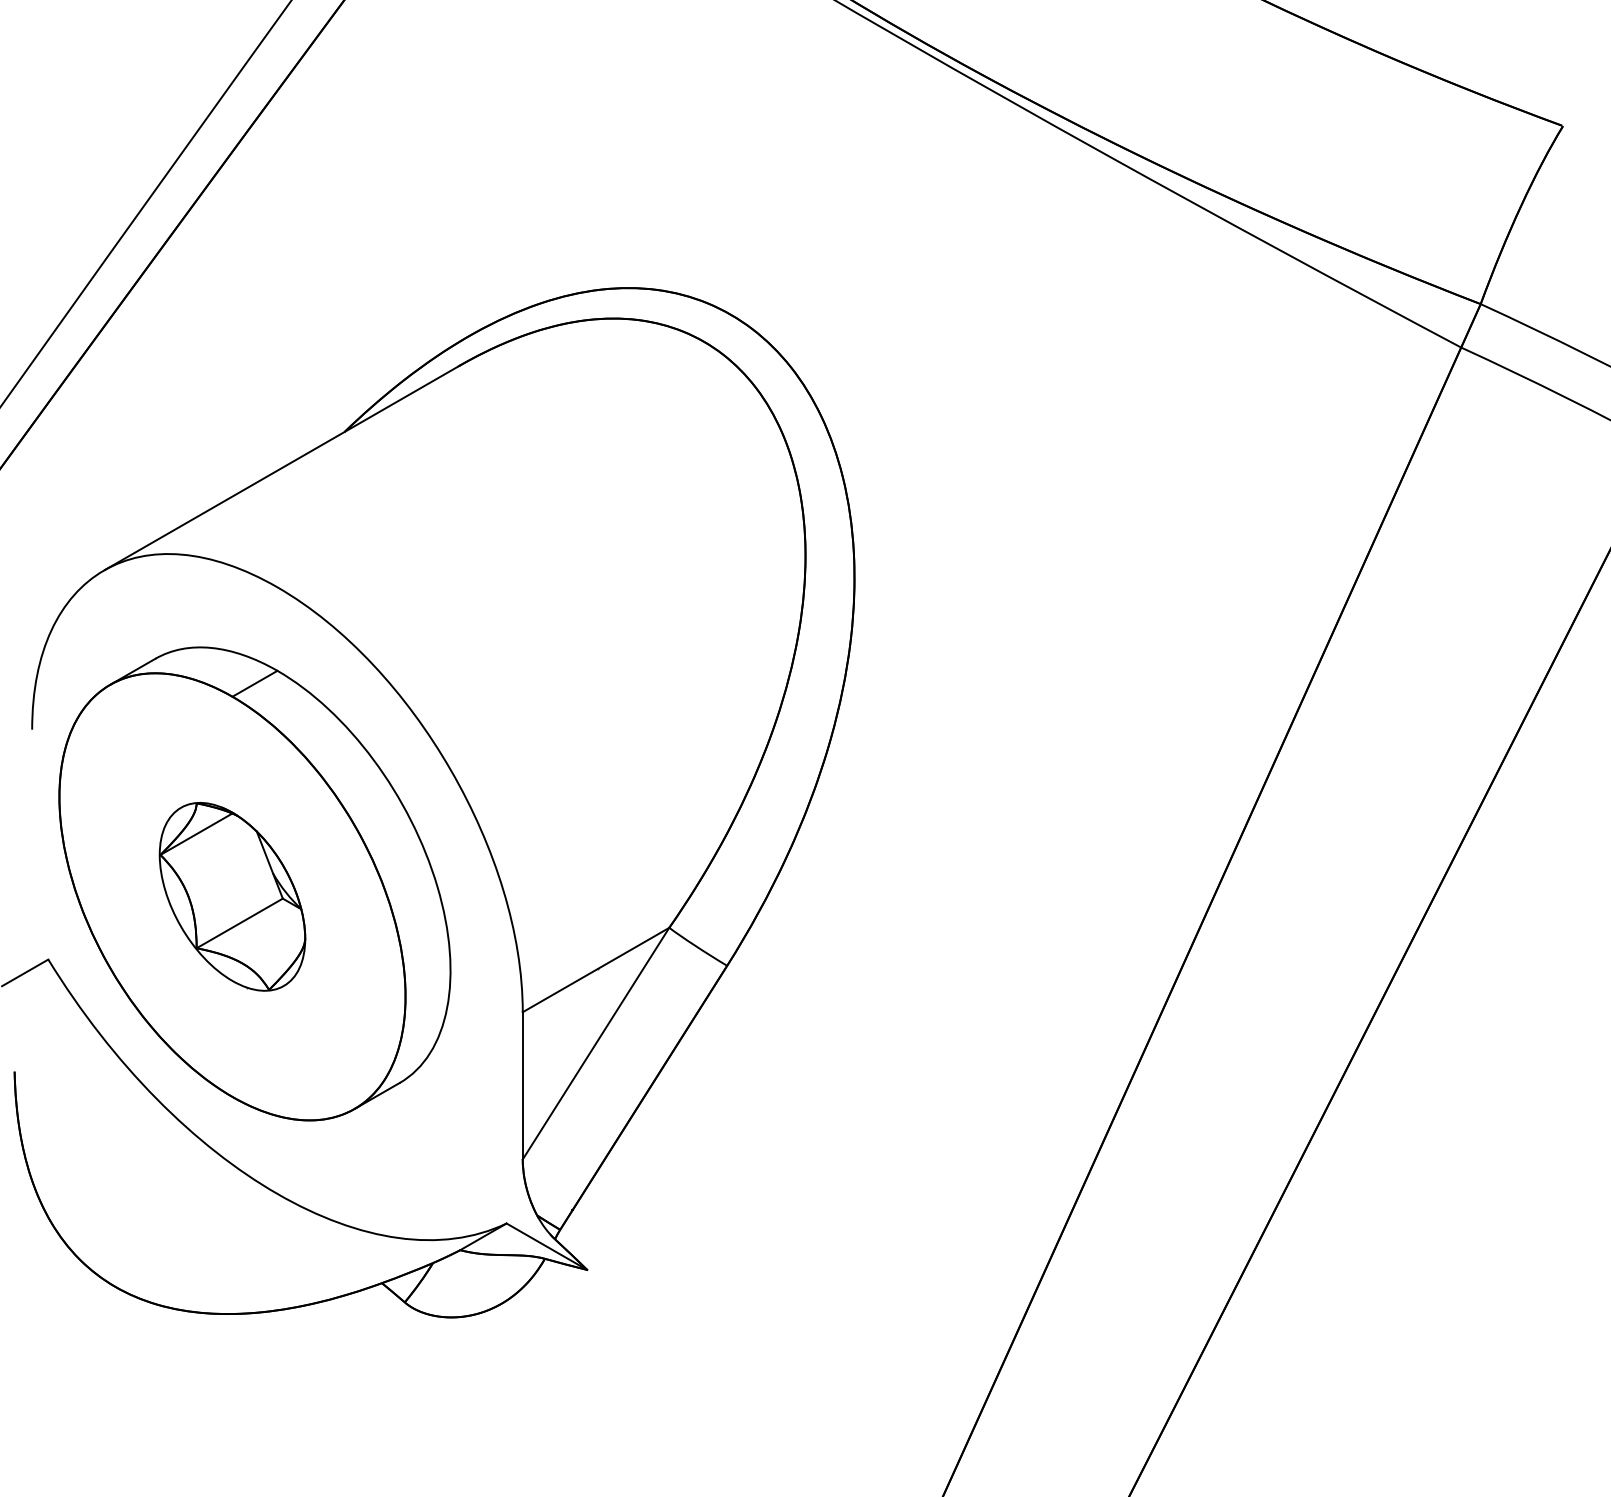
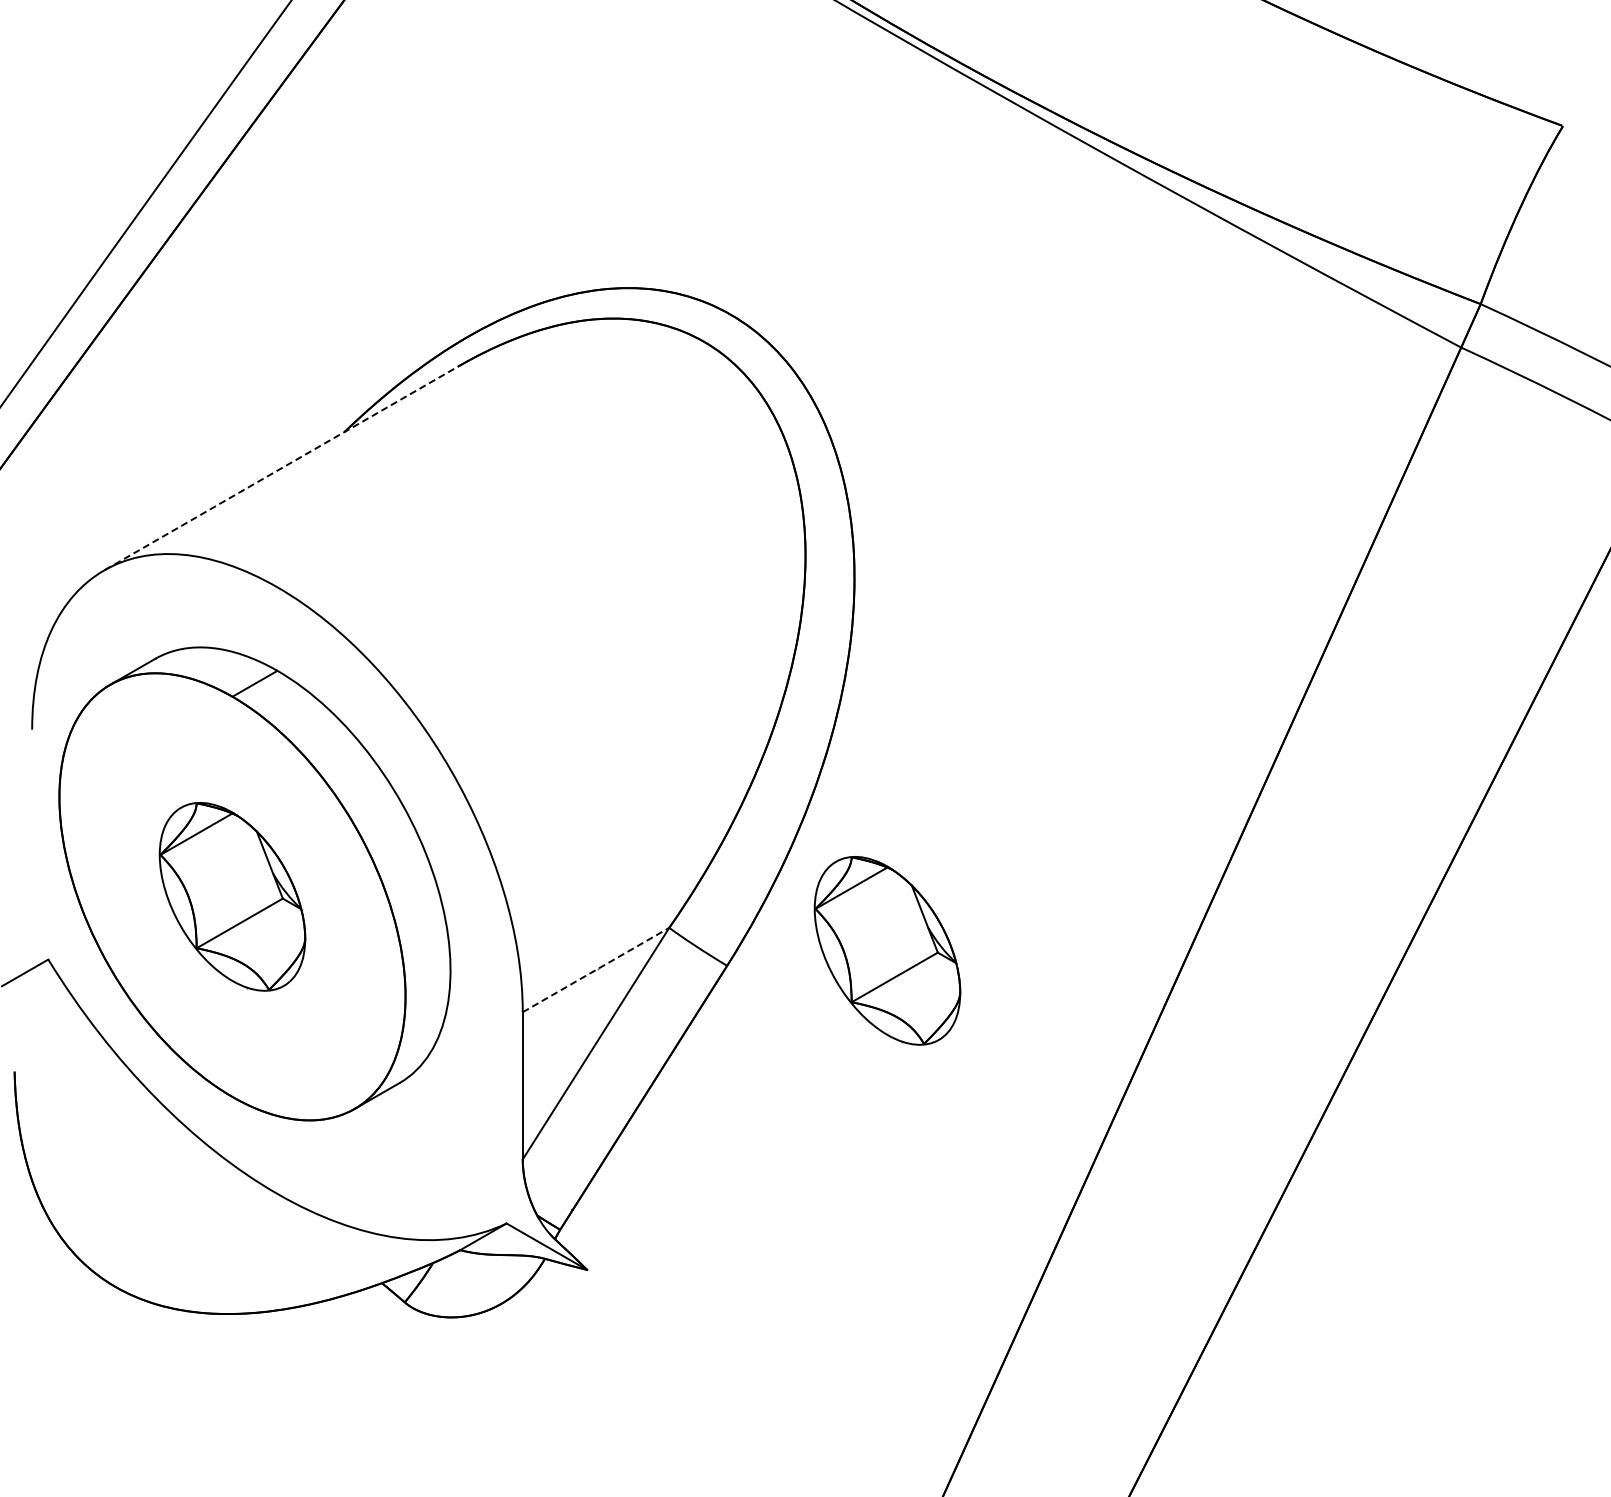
line: solid -> dashed (282, 467)
part: none -> present (887, 950)
line: solid -> dashed (596, 970)
